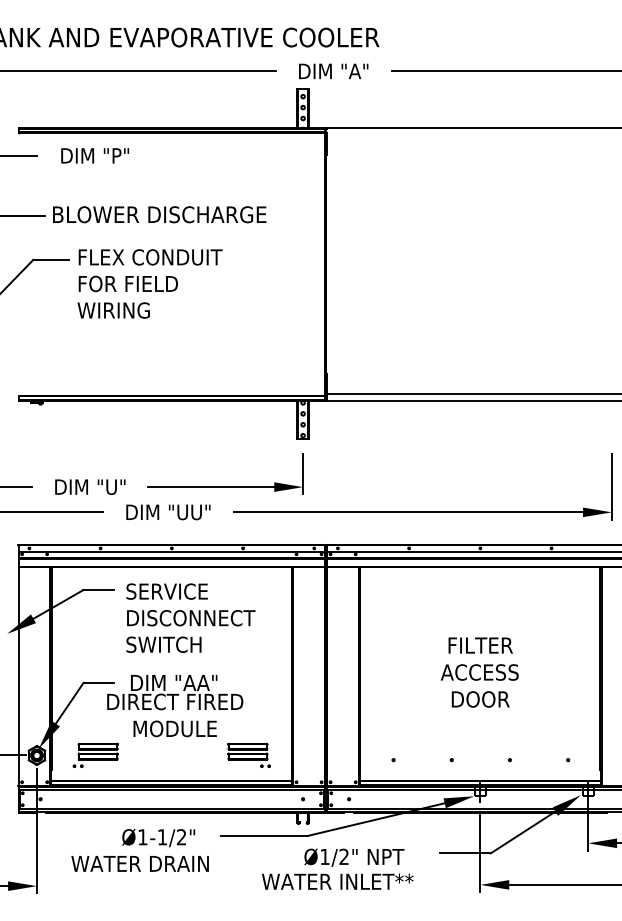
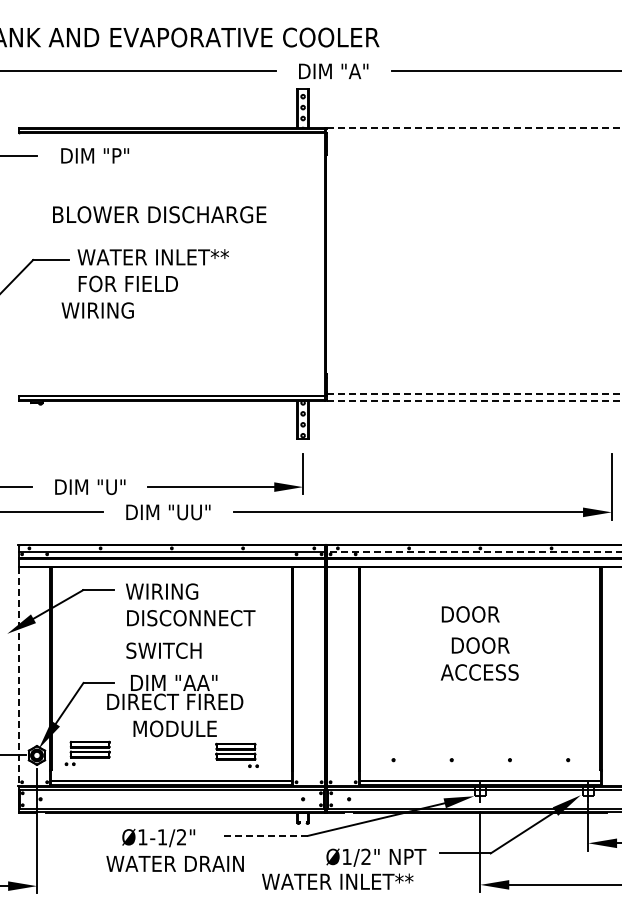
line: solid -> dashed (474, 128)
line: present -> none (23, 216)
text: FLEX CONDUIT -> WATER INLET** (152, 257)
text position: (113, 310) -> (97, 310) (97, 310)
line: solid -> dashed (474, 394)
line: solid -> dashed (474, 400)
line: solid -> dashed (473, 552)
text: SERVICE -> WIRING (166, 591)
text position: (163, 644) -> (163, 650) (163, 650)
text: FILTER -> DOOR (480, 645)
line: solid -> dashed (18, 676)
text position: (480, 699) -> (470, 614) (470, 614)
part position: (95, 754) -> (87, 752) (87, 752)
part position: (248, 754) -> (236, 754) (236, 754)
line: solid -> dashed (264, 835)
text position: (354, 857) -> (376, 857) (376, 857)
text position: (139, 863) -> (174, 863) (174, 863)
